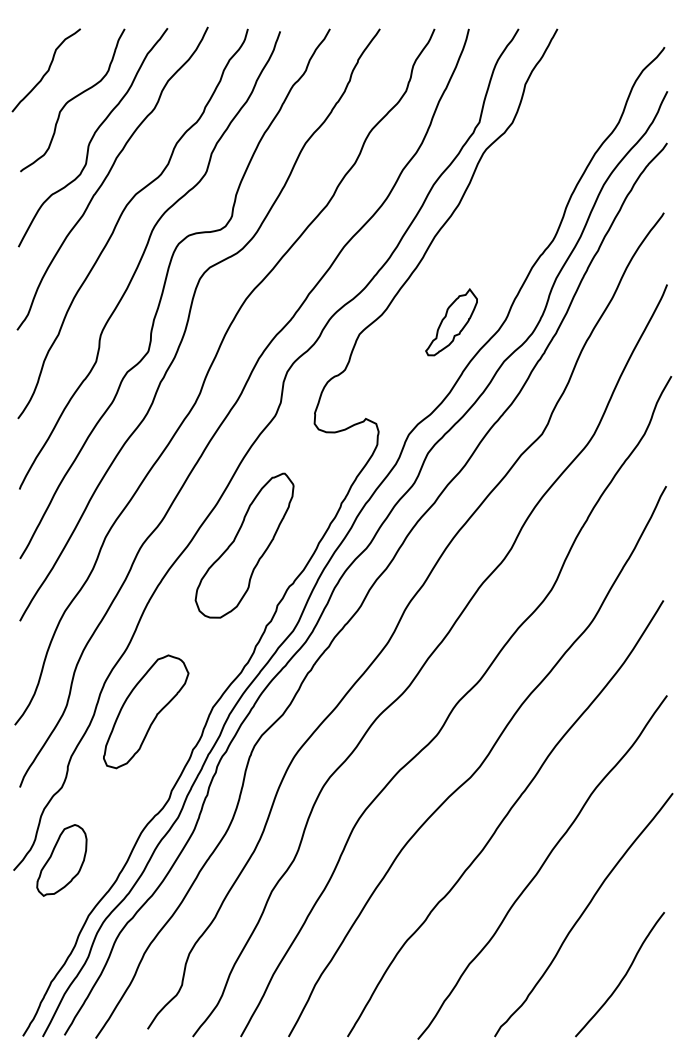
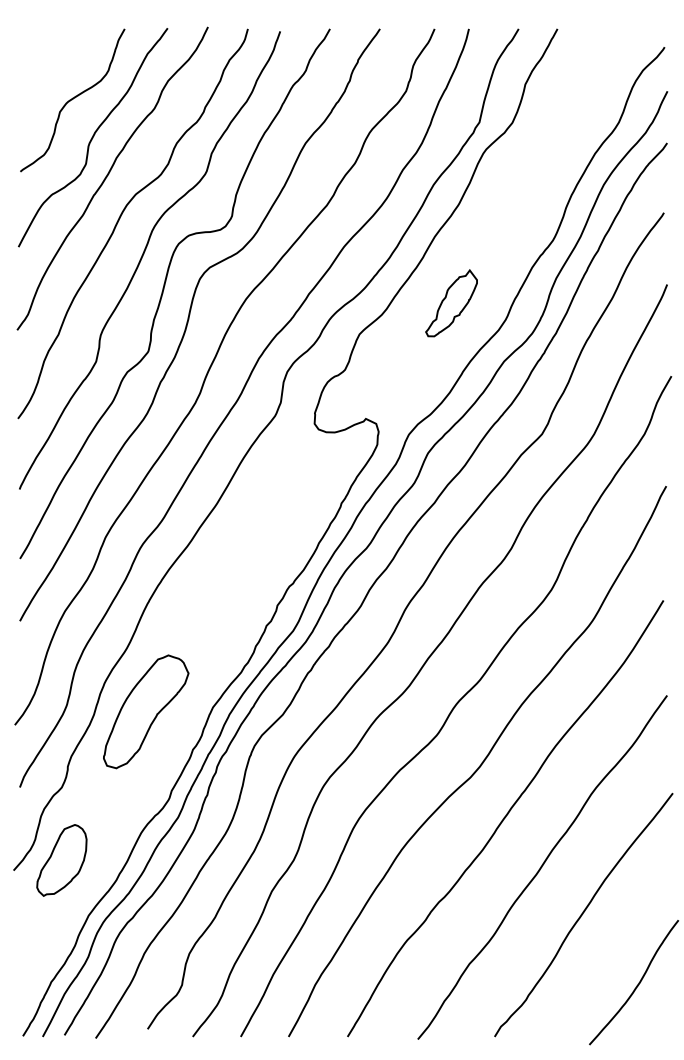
curve: present -> none (46, 71)
part position: (451, 322) -> (451, 303) (451, 303)
part: present -> none (244, 545)
curve position: (623, 976) -> (637, 984) (637, 984)
